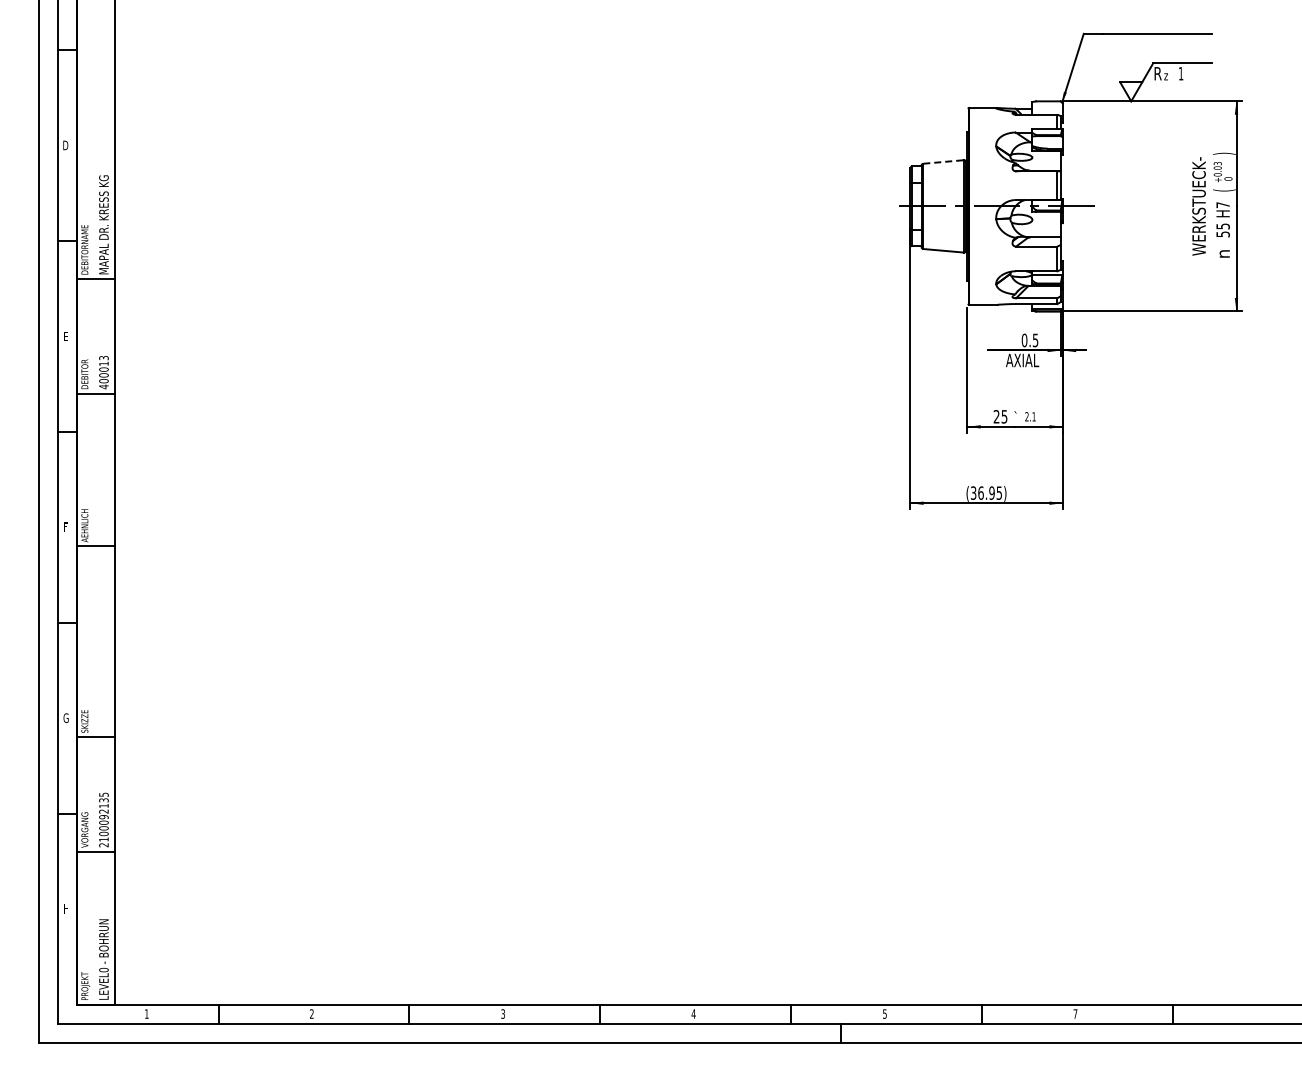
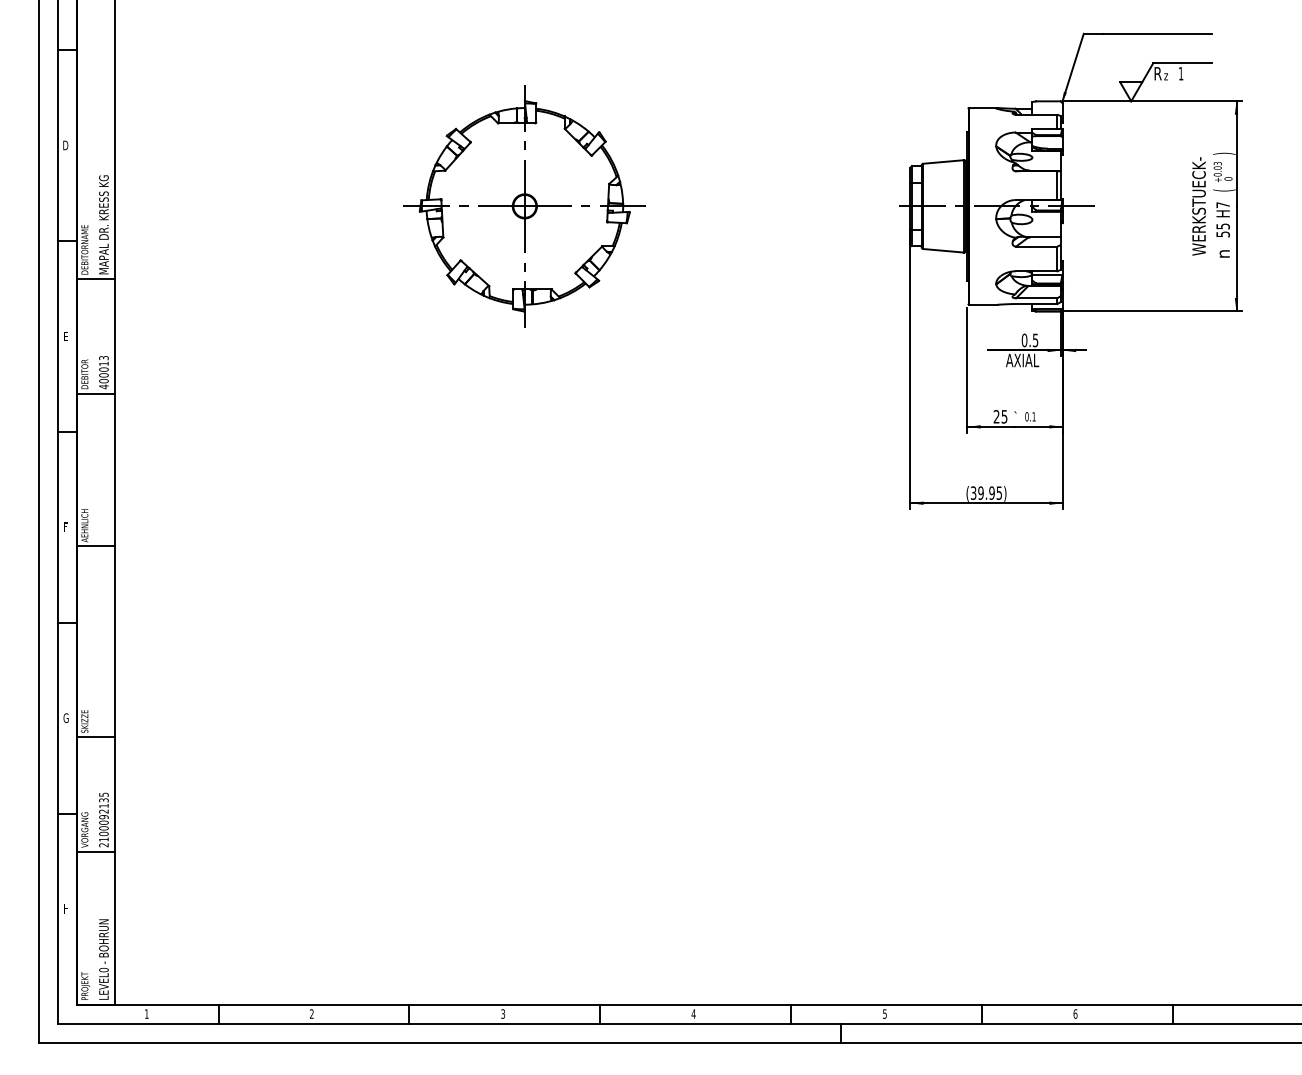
line: dashed -> solid (943, 161)
part: none -> present (524, 206)
text: 2.1 -> 0.1 (1026, 416)
text: (36.95) -> (39.95) (980, 492)
text: 7 -> 6 (1075, 1013)
